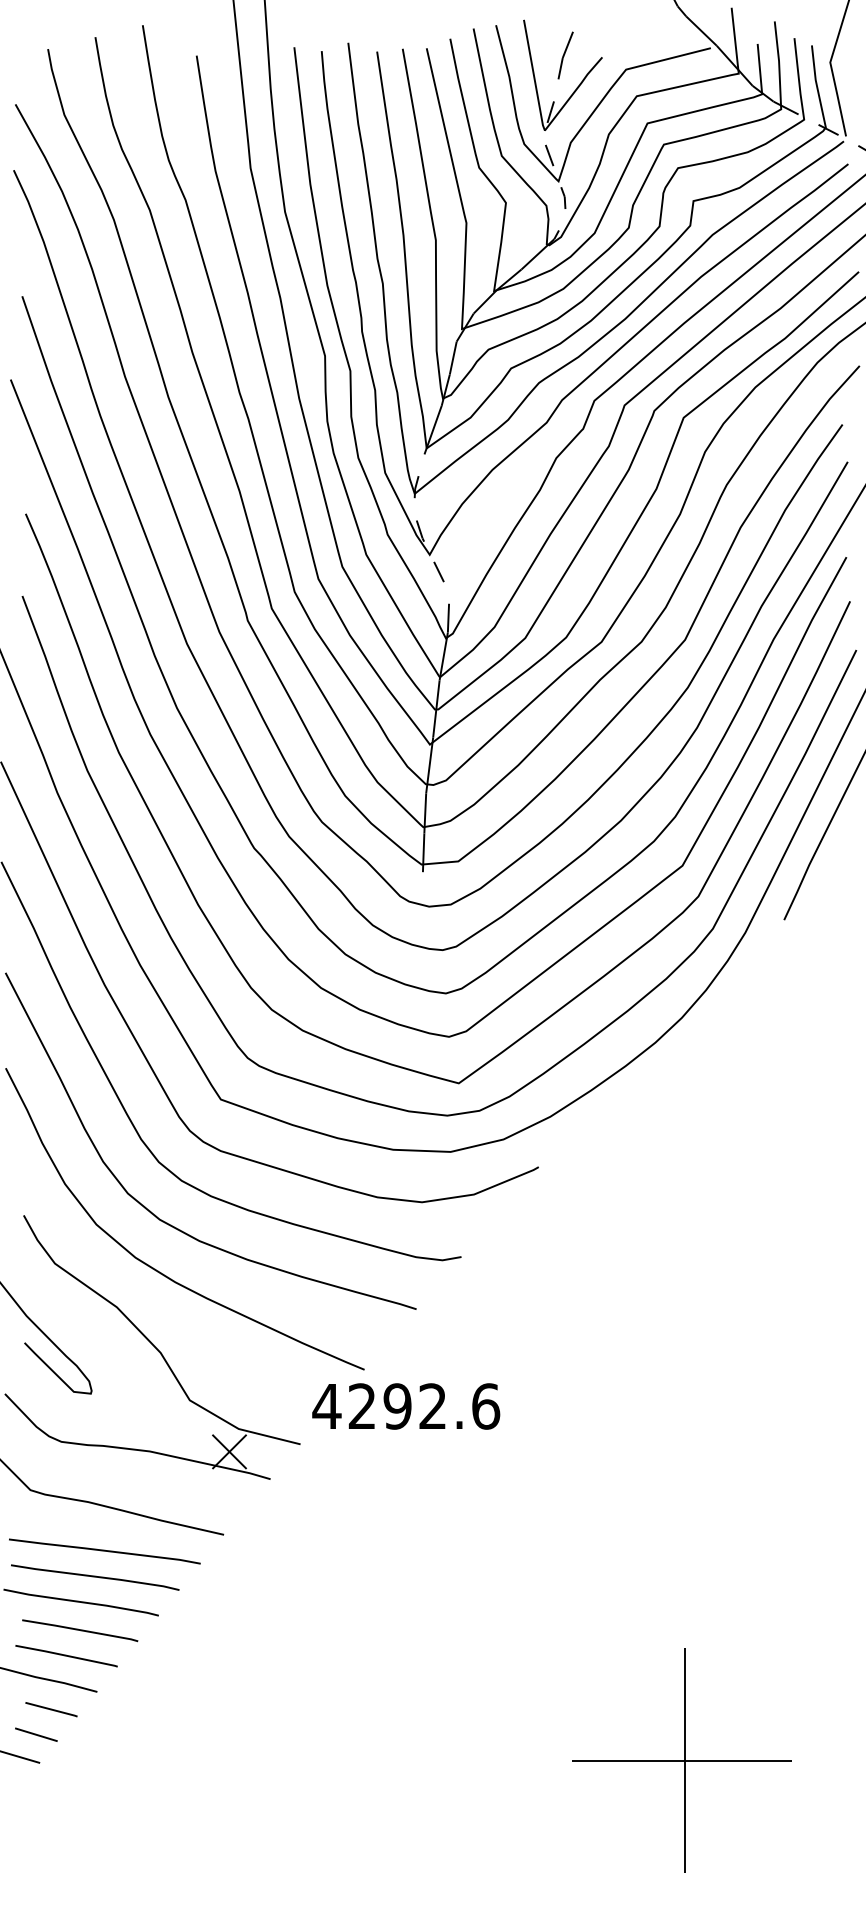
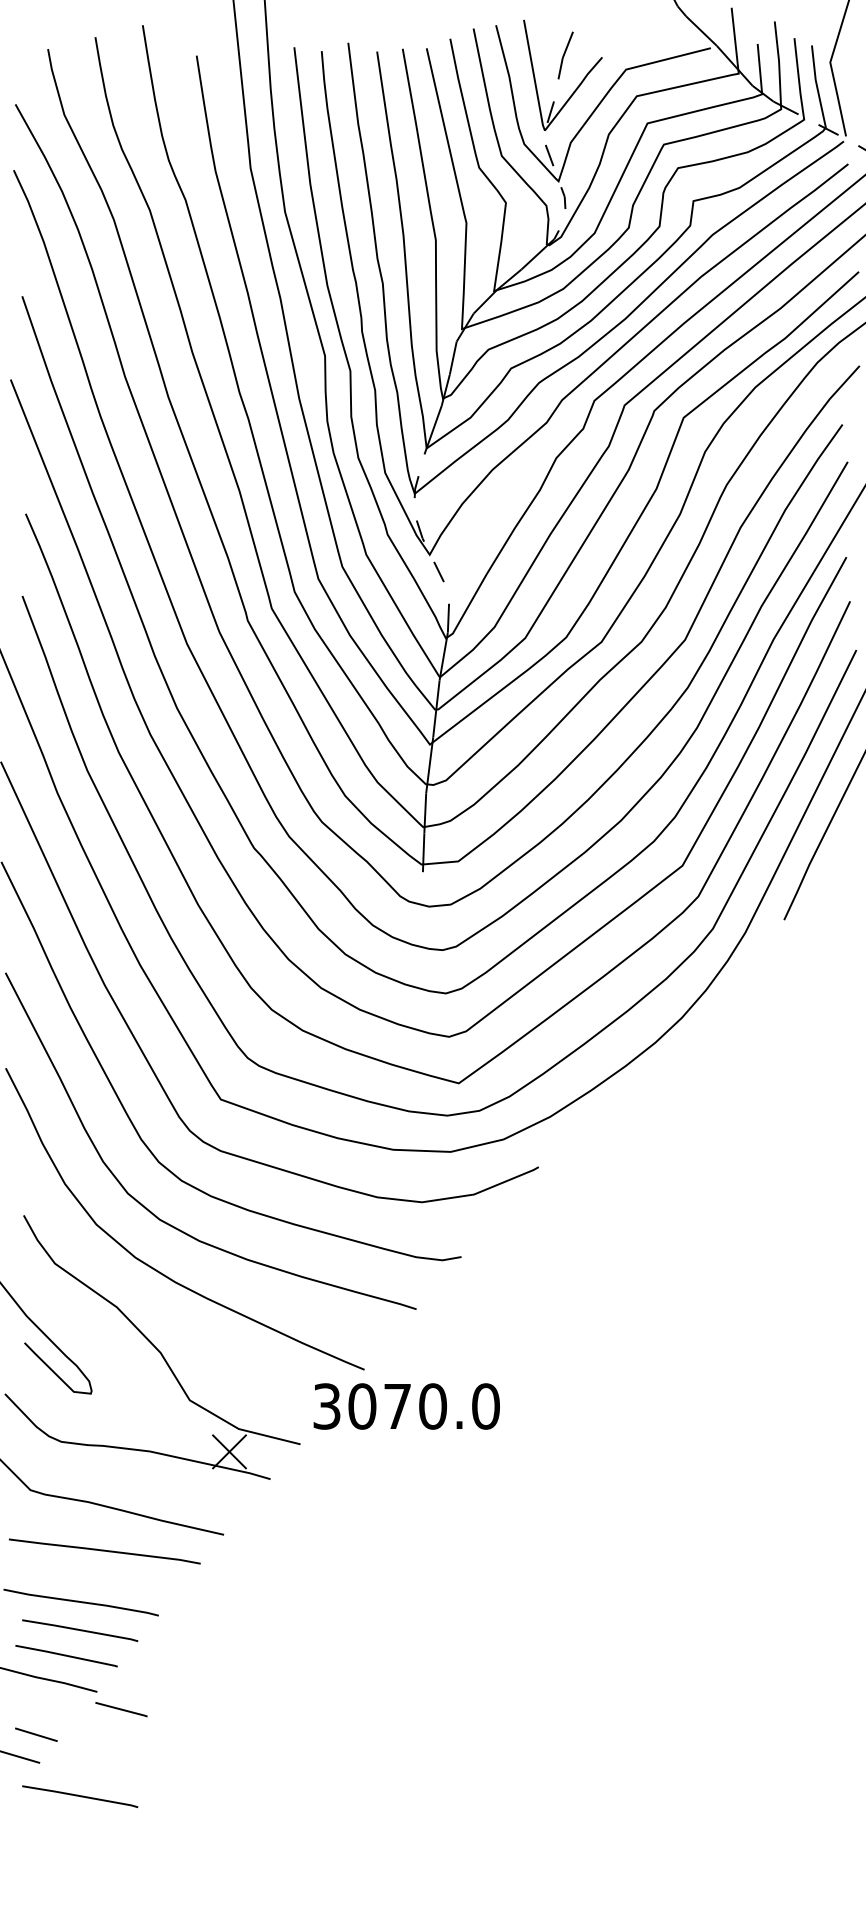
text: 4292.6 -> 3070.0 (406, 1406)
curve: present -> none (95, 1577)
line position: (51, 1709) -> (121, 1709) (121, 1709)
part: present -> none (681, 1760)
line: none -> present (80, 1796)
